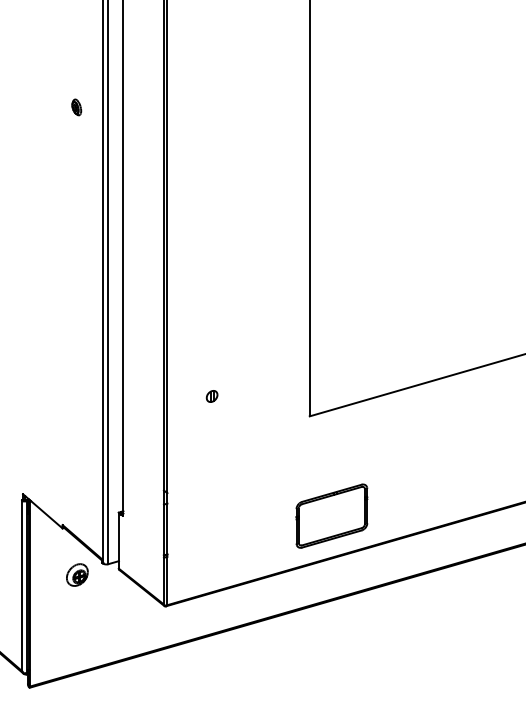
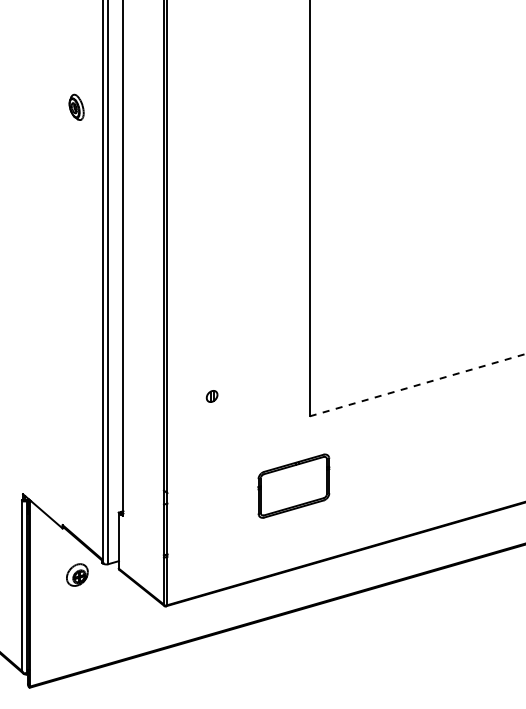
part size: 12x19 px -> 17x28 px (76, 106)
line: solid -> dashed (418, 385)
part position: (331, 515) -> (293, 485) (293, 485)
